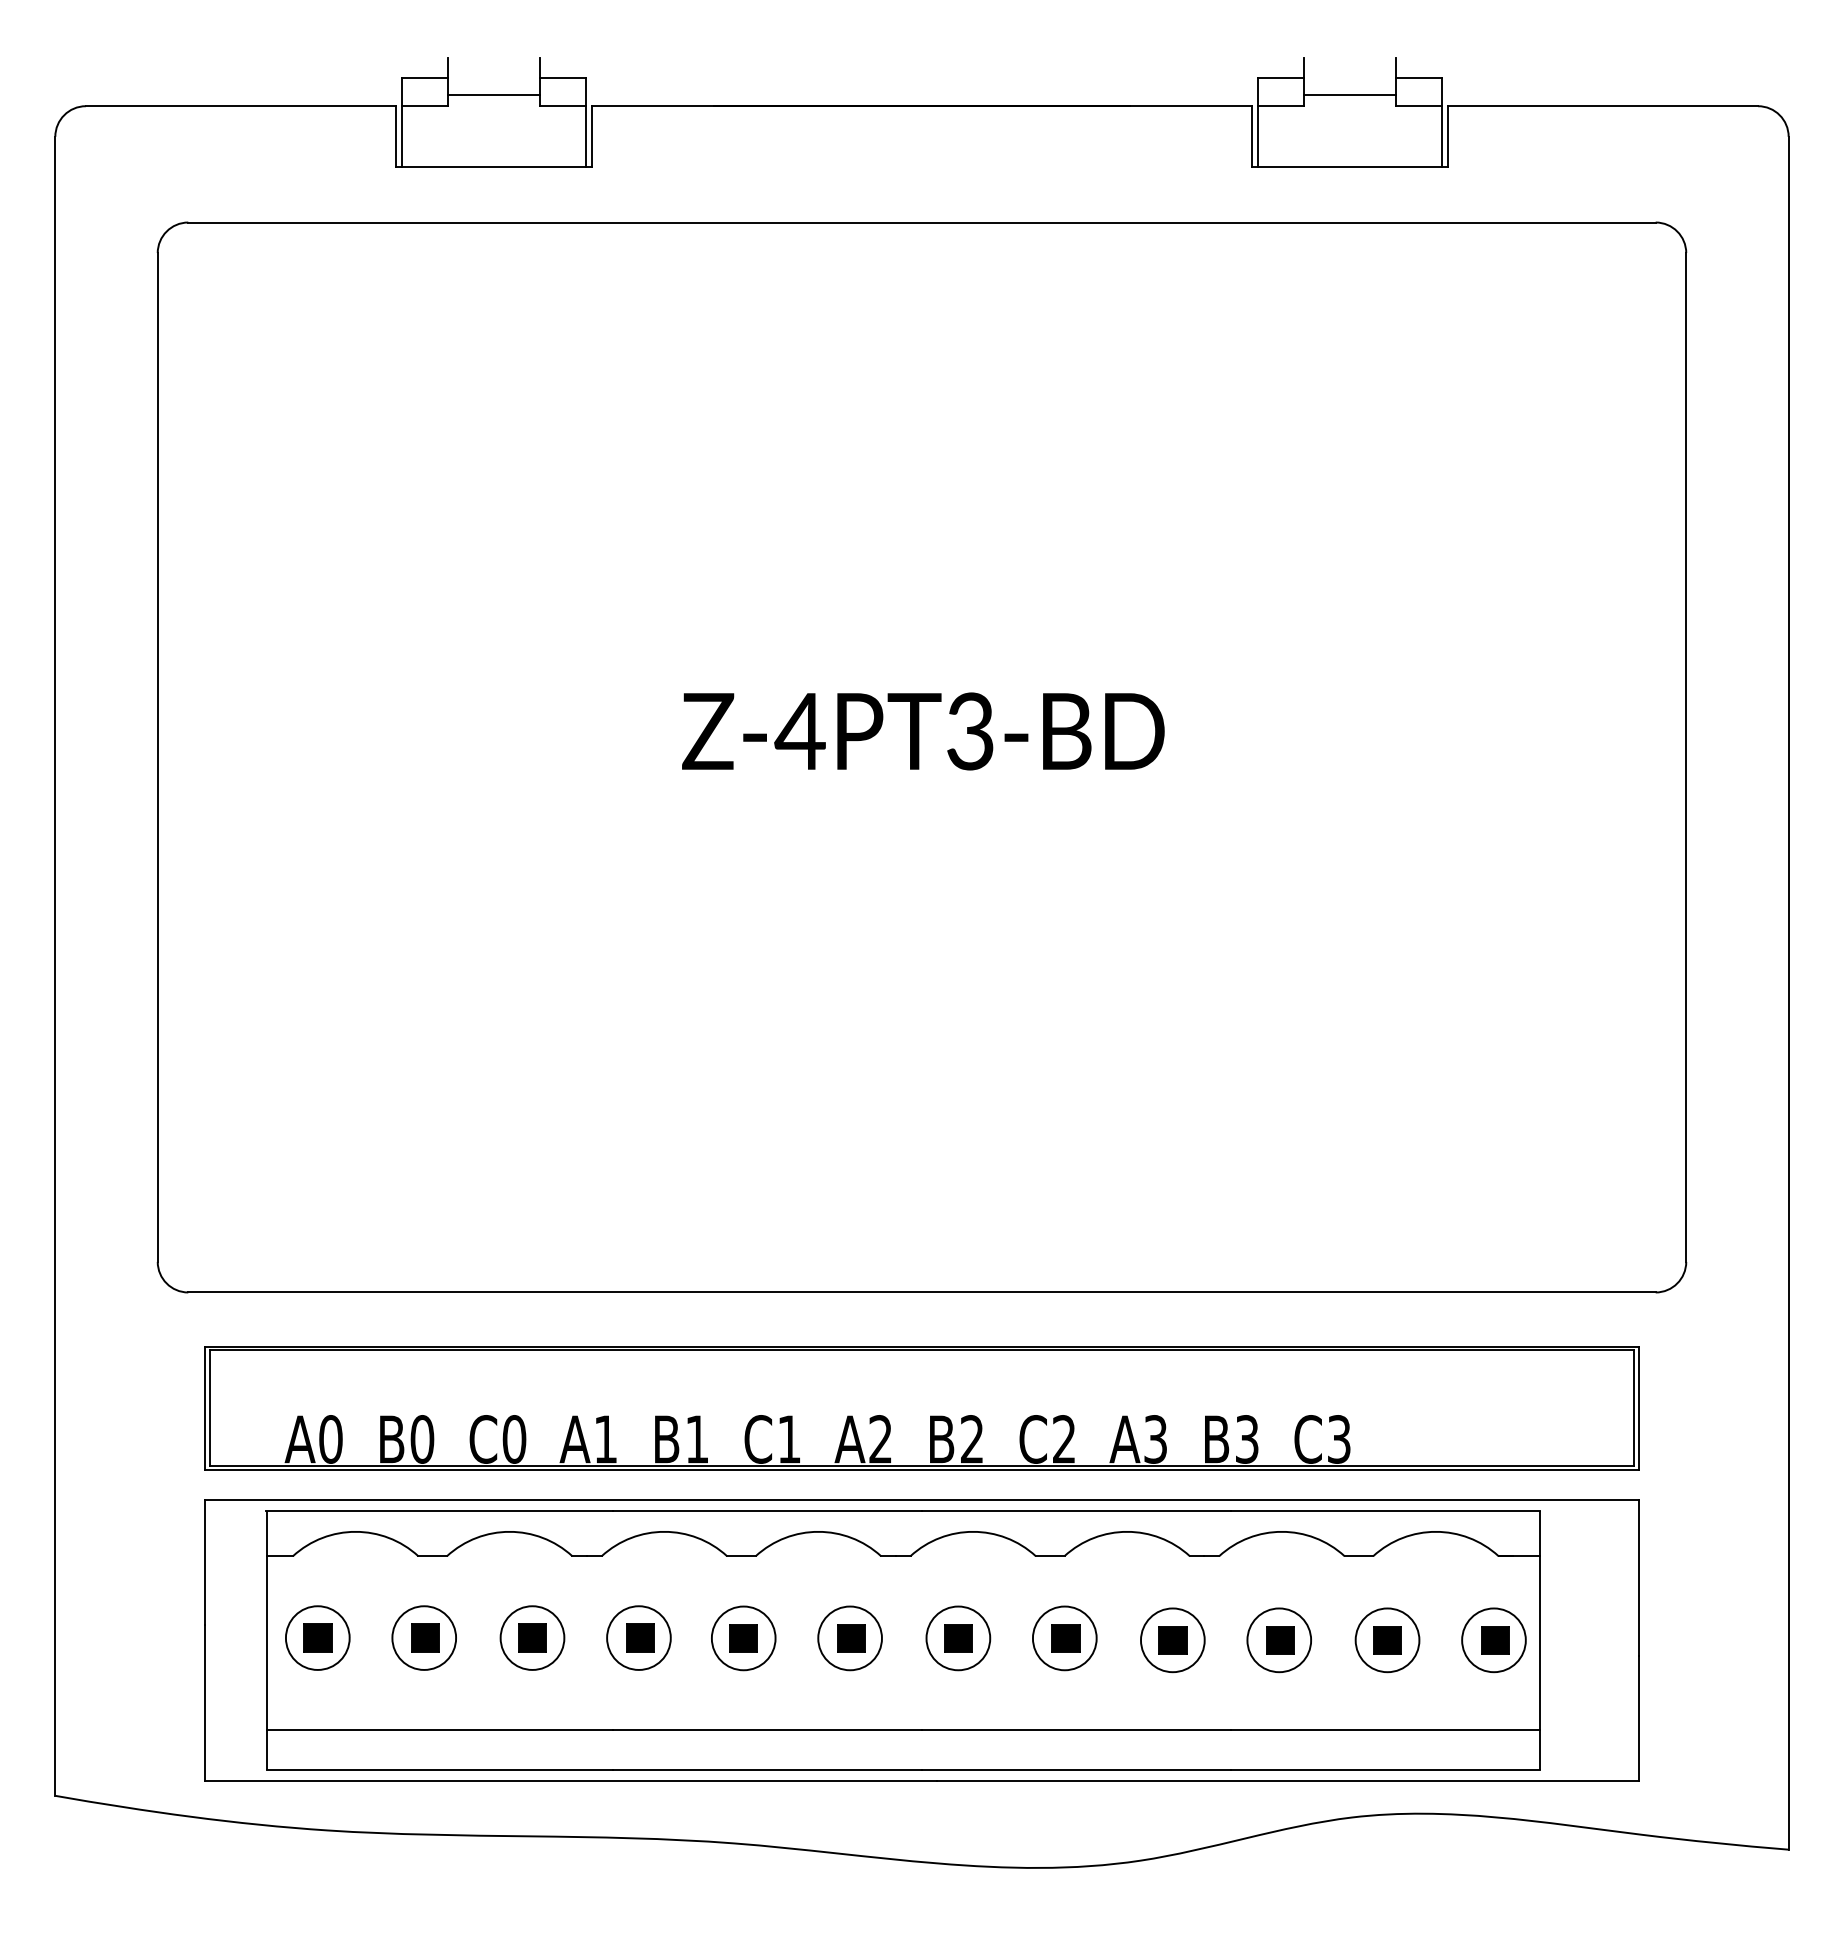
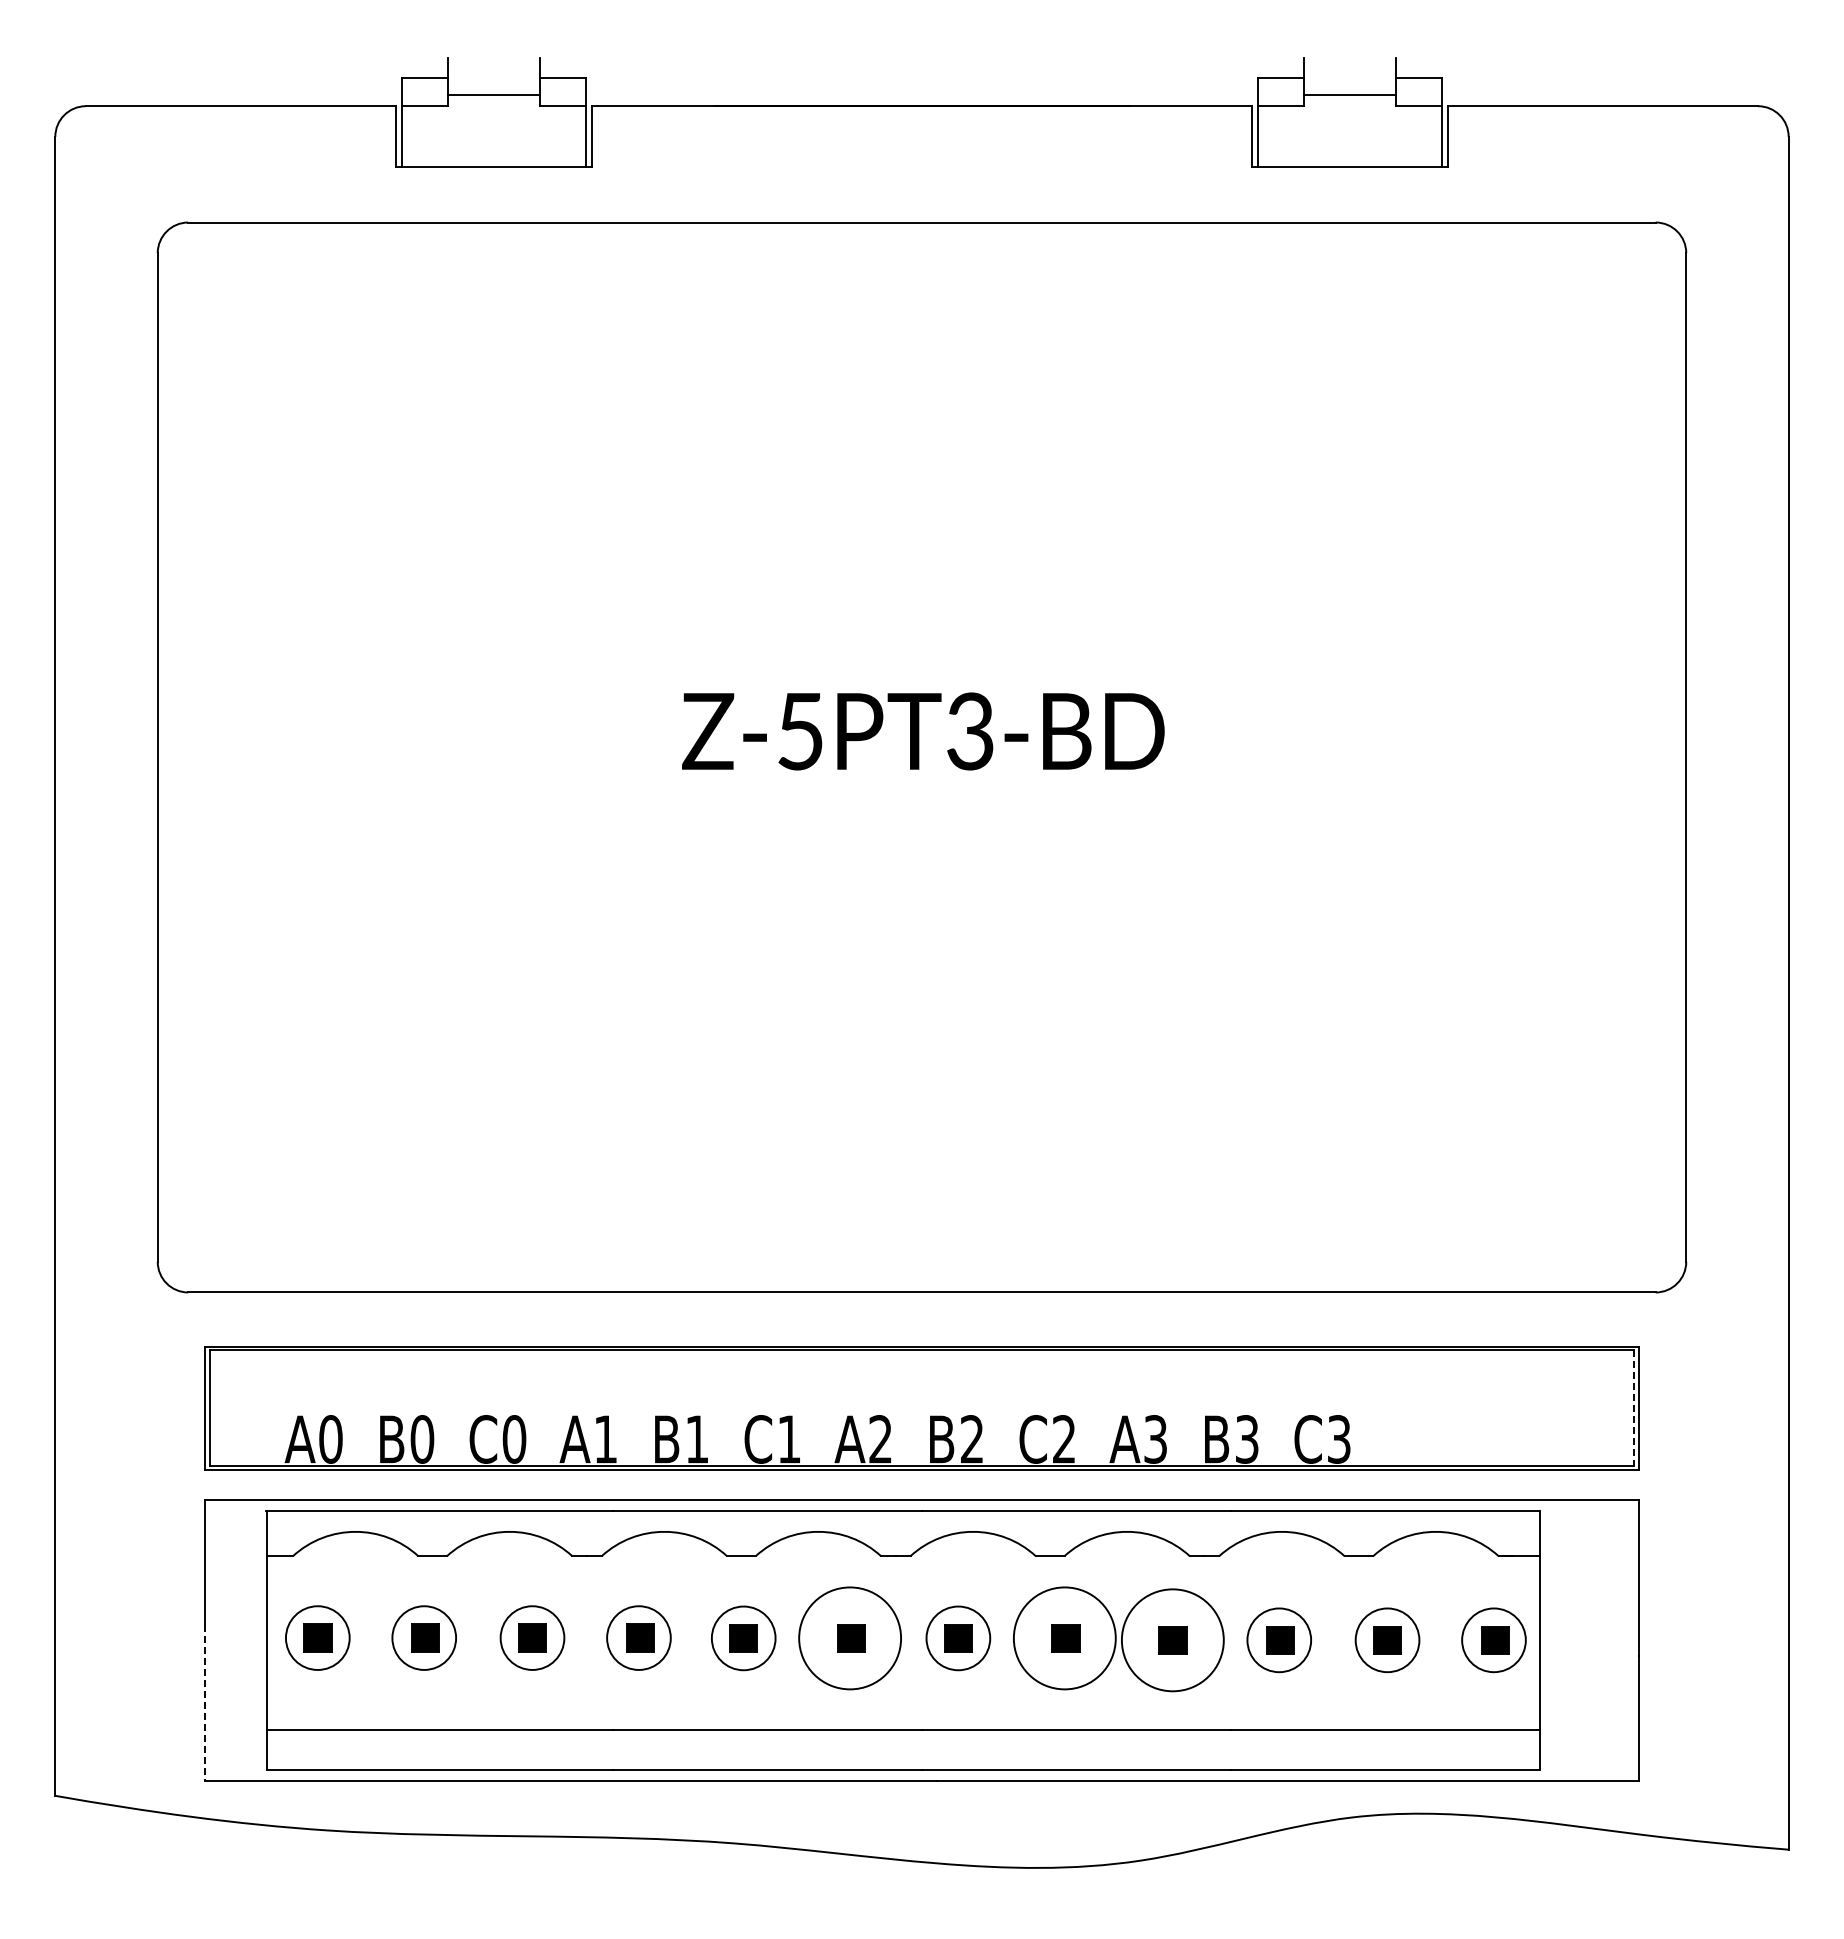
text: Z-4PT3-BD -> Z-5PT3-BD (799, 731)
line: solid -> dashed (1634, 1408)
circle diameter: 64 px -> 102 px (850, 1638)
circle diameter: 64 px -> 102 px (1064, 1638)
circle diameter: 64 px -> 102 px (1172, 1640)
line: solid -> dashed (205, 1703)
